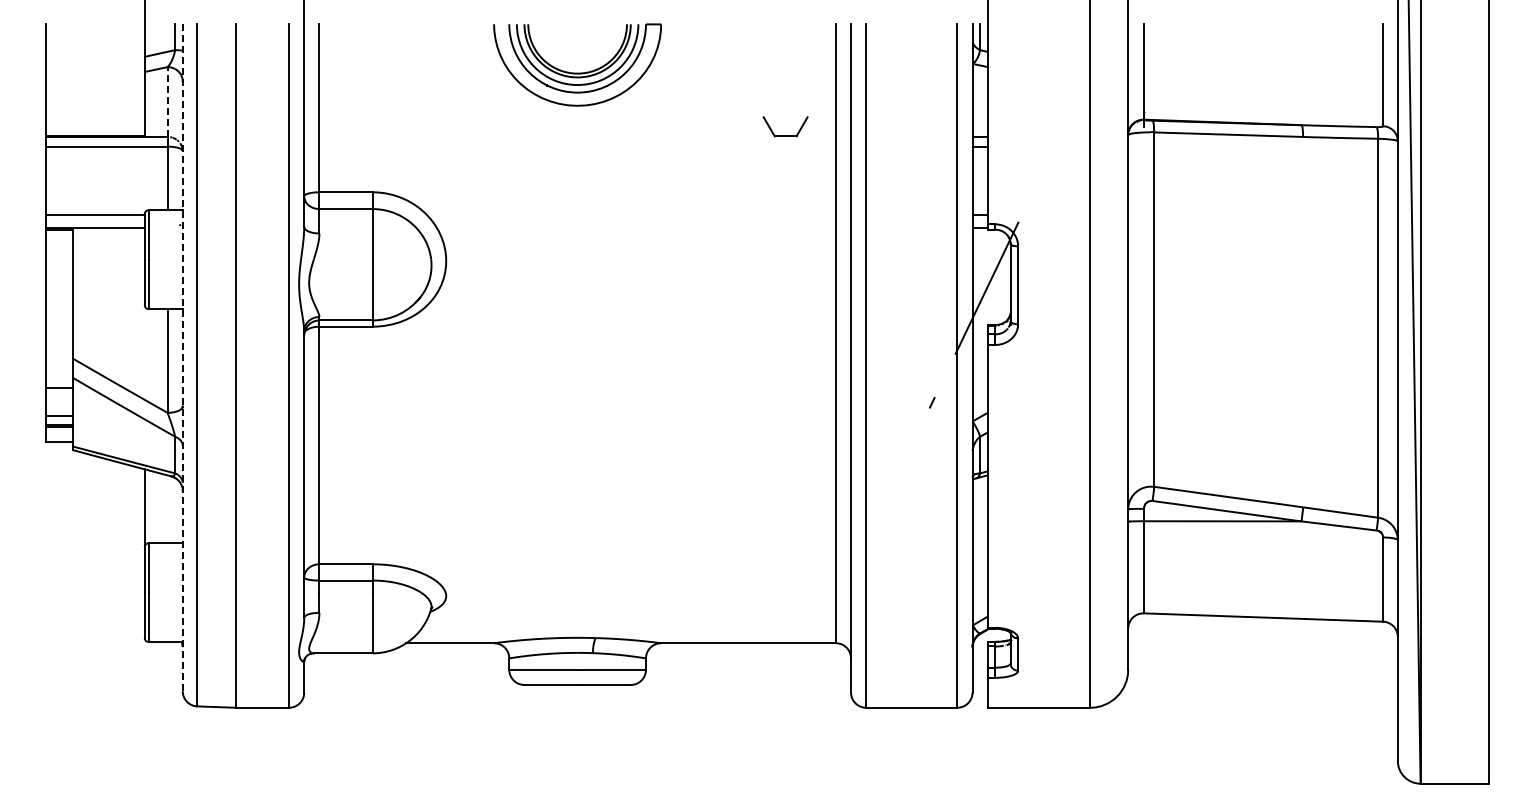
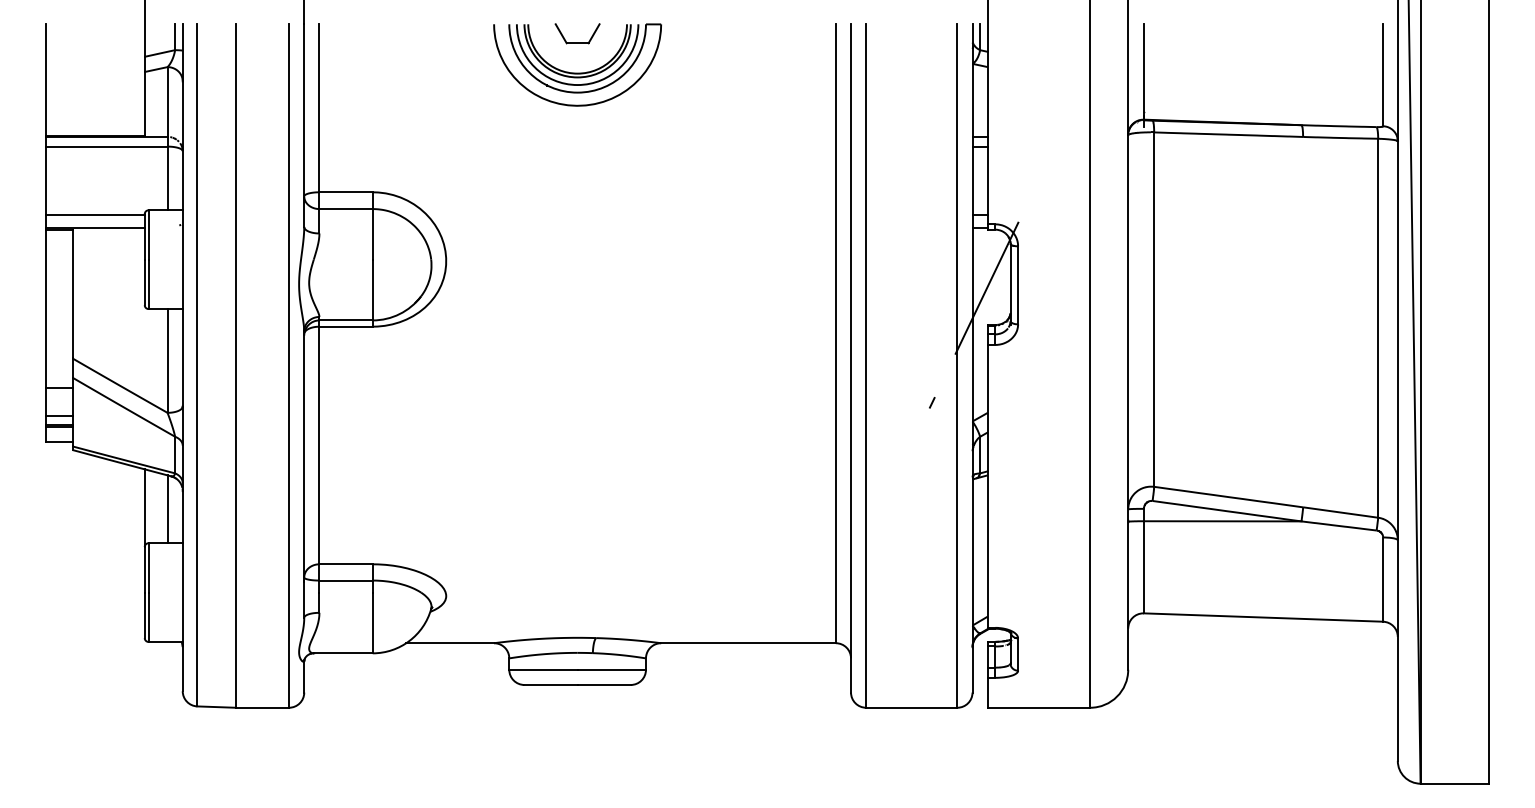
line: dashed -> solid (167, 102)
part position: (785, 135) -> (577, 42) (577, 42)
line: dashed -> solid (182, 358)
line: none -> present (167, 509)
